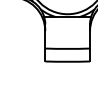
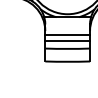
line: none -> present (67, 35)
line: none -> present (67, 41)
